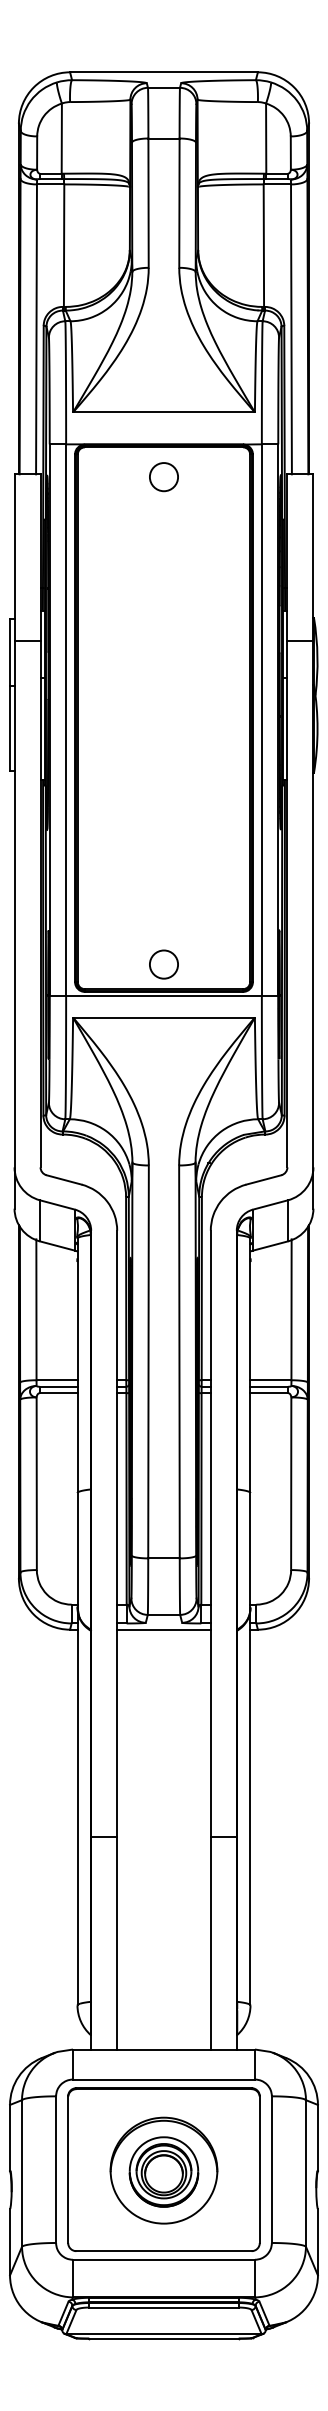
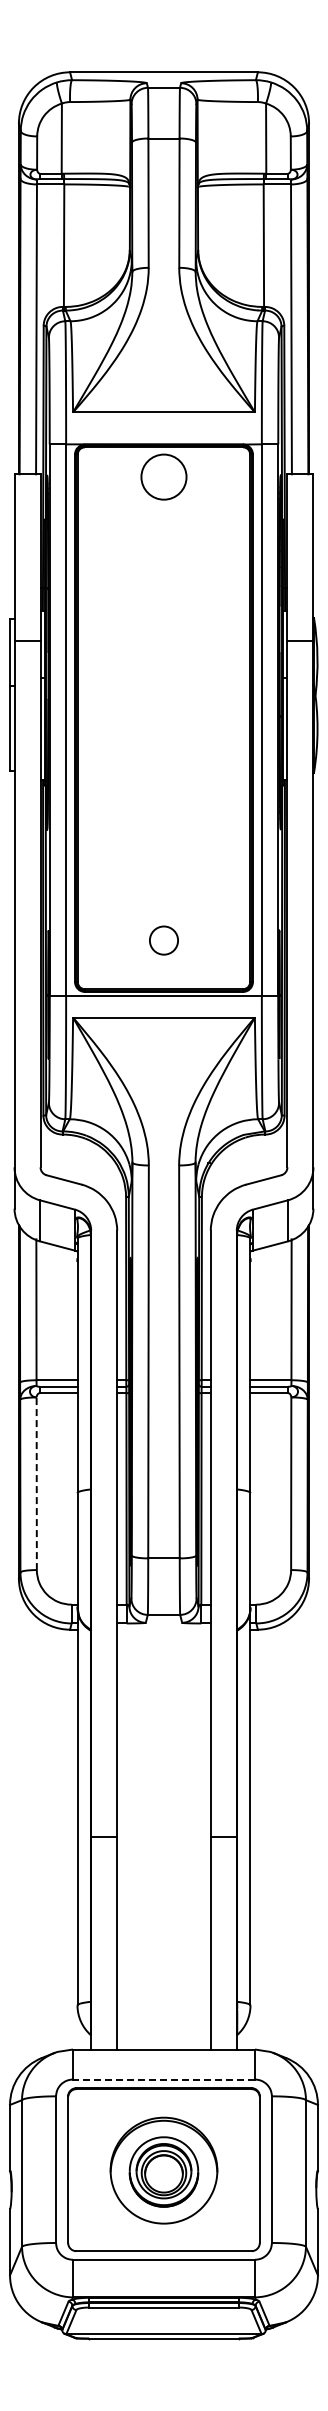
circle diameter: 28 px -> 45 px (163, 476)
circle position: (163, 964) -> (163, 940) (163, 940)
line: solid -> dashed (36, 1483)
line: present -> none (163, 1629)
line: solid -> dashed (164, 2079)
